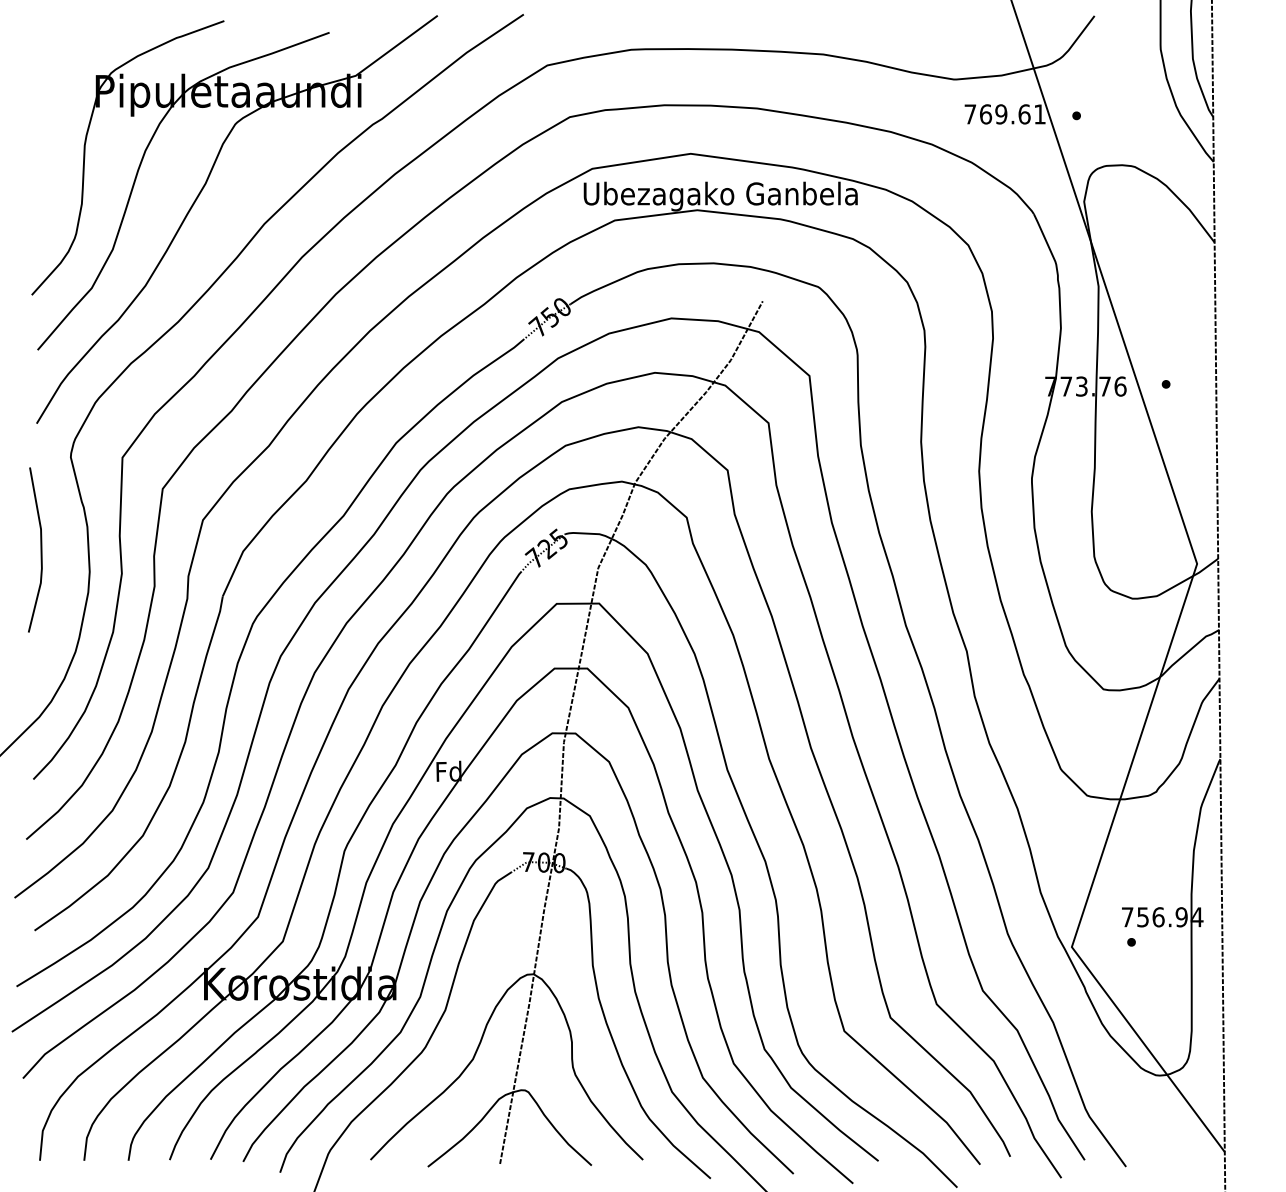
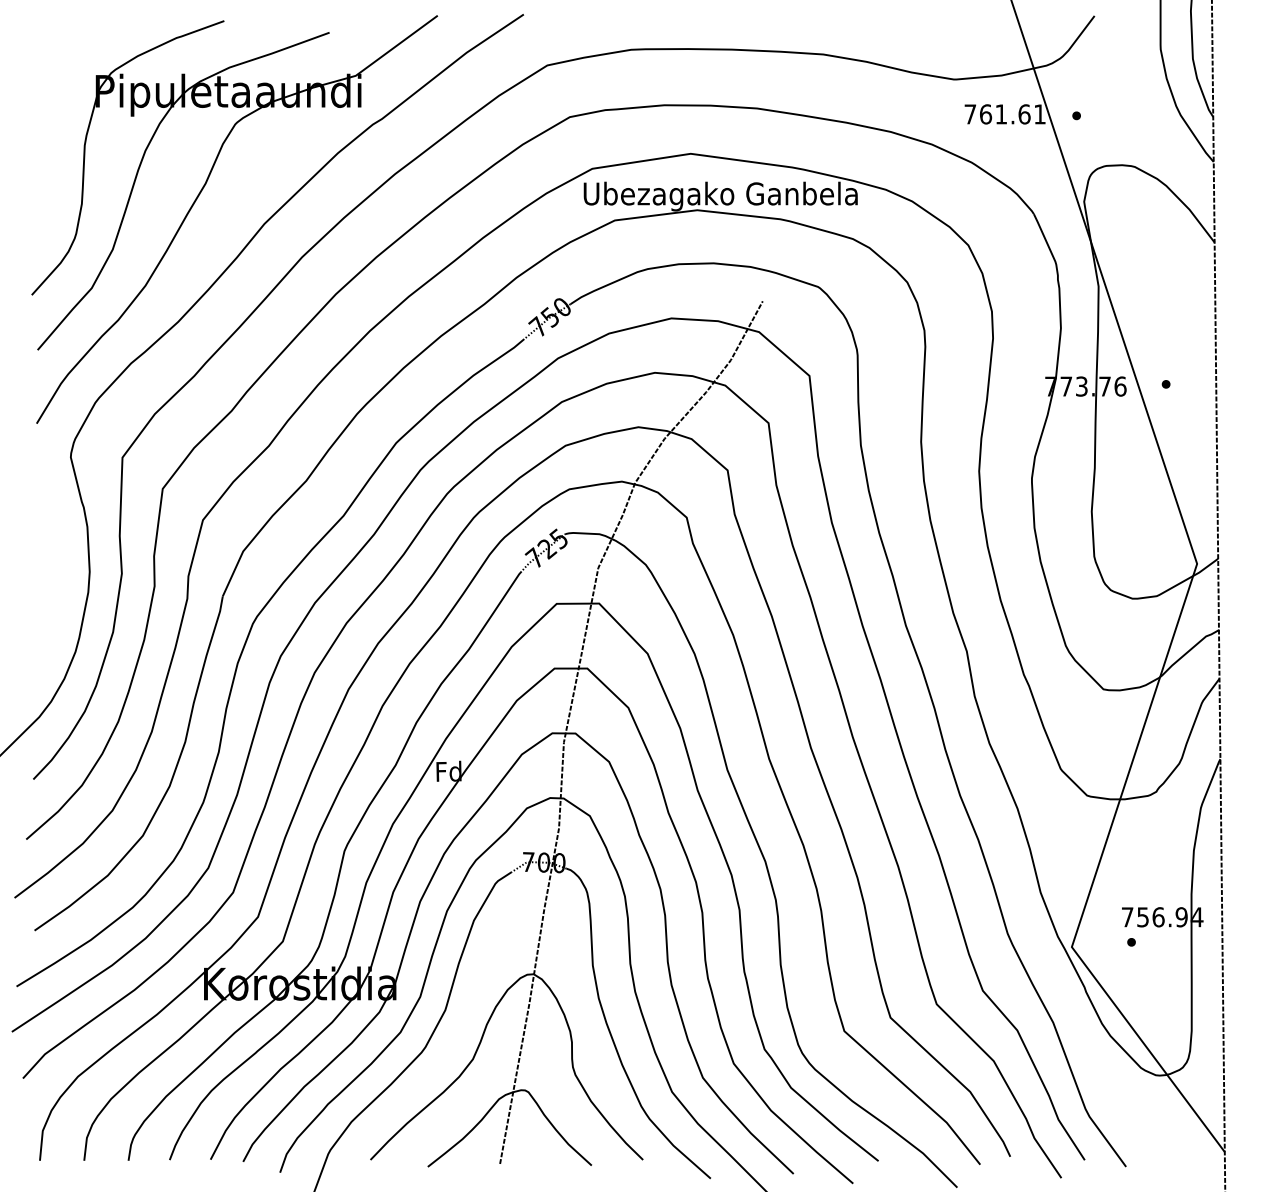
text: 769.61 -> 761.61 (1001, 114)
curve: present -> none (40, 549)
